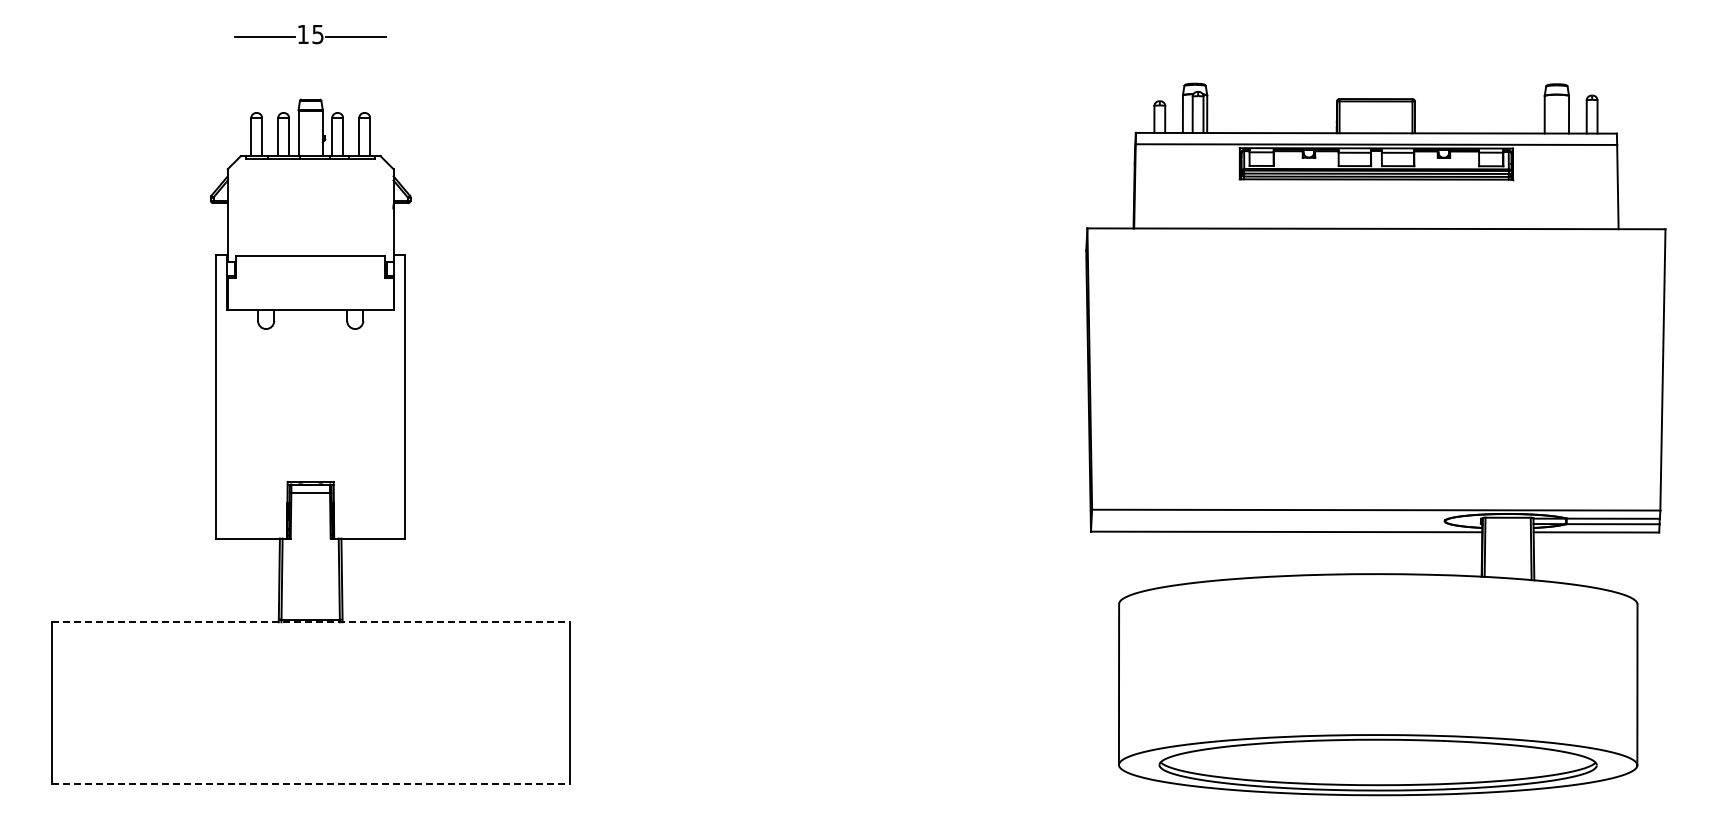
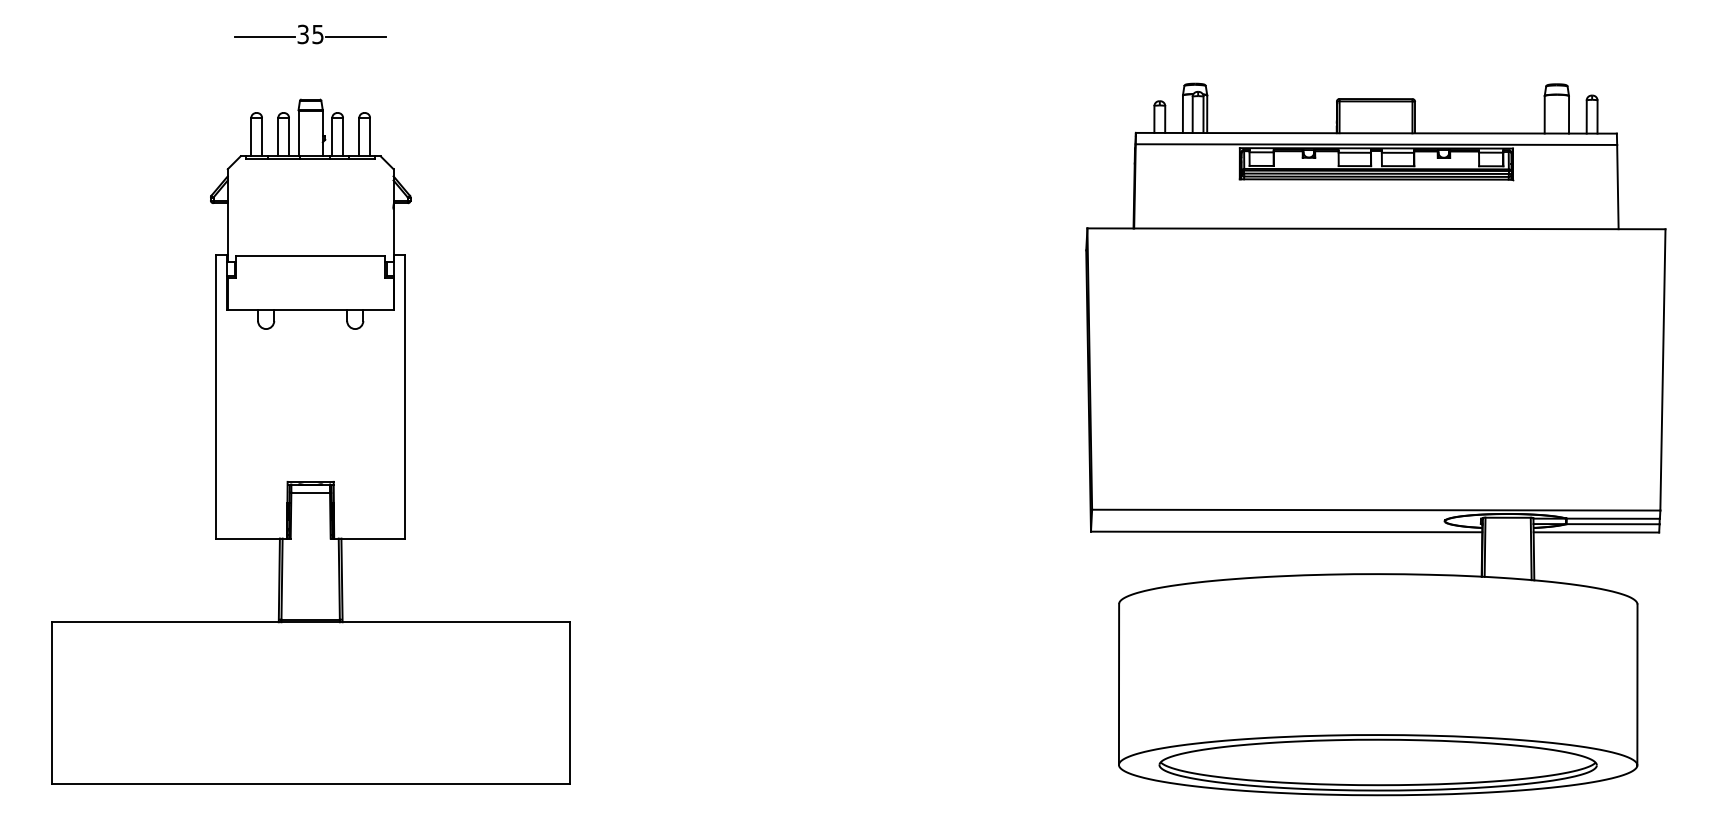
text: 15 -> 35 (302, 34)
line: dashed -> solid (311, 622)
line: dashed -> solid (311, 784)
